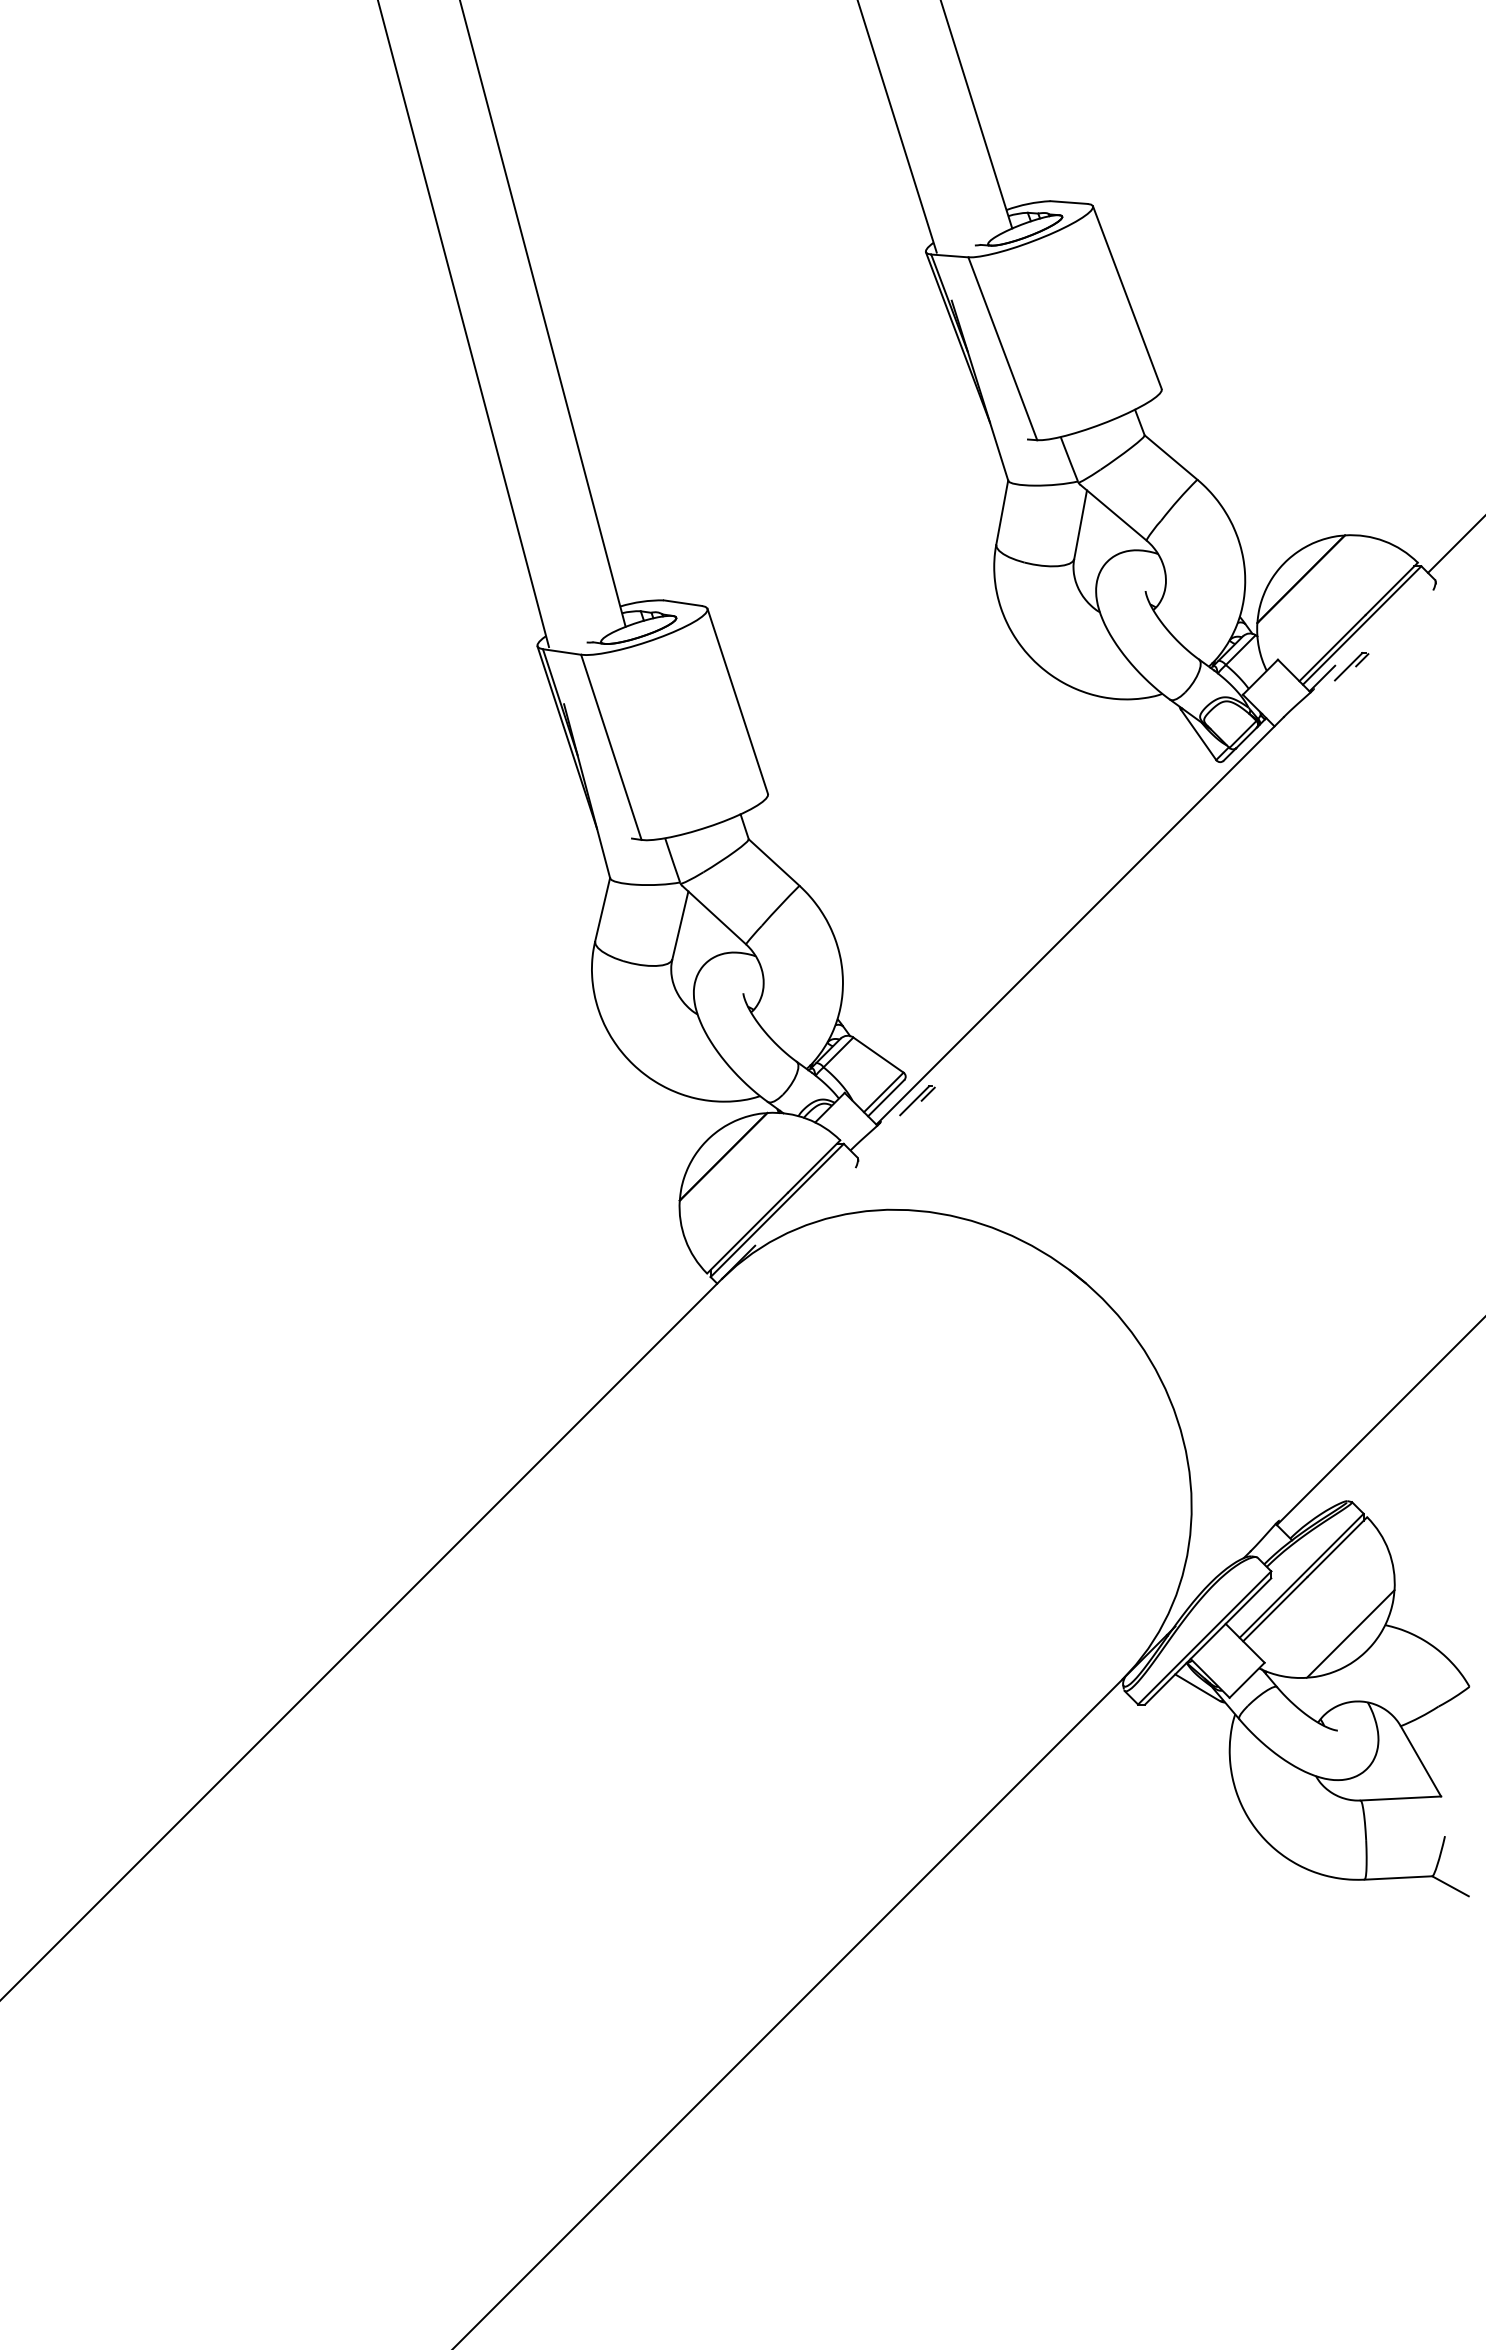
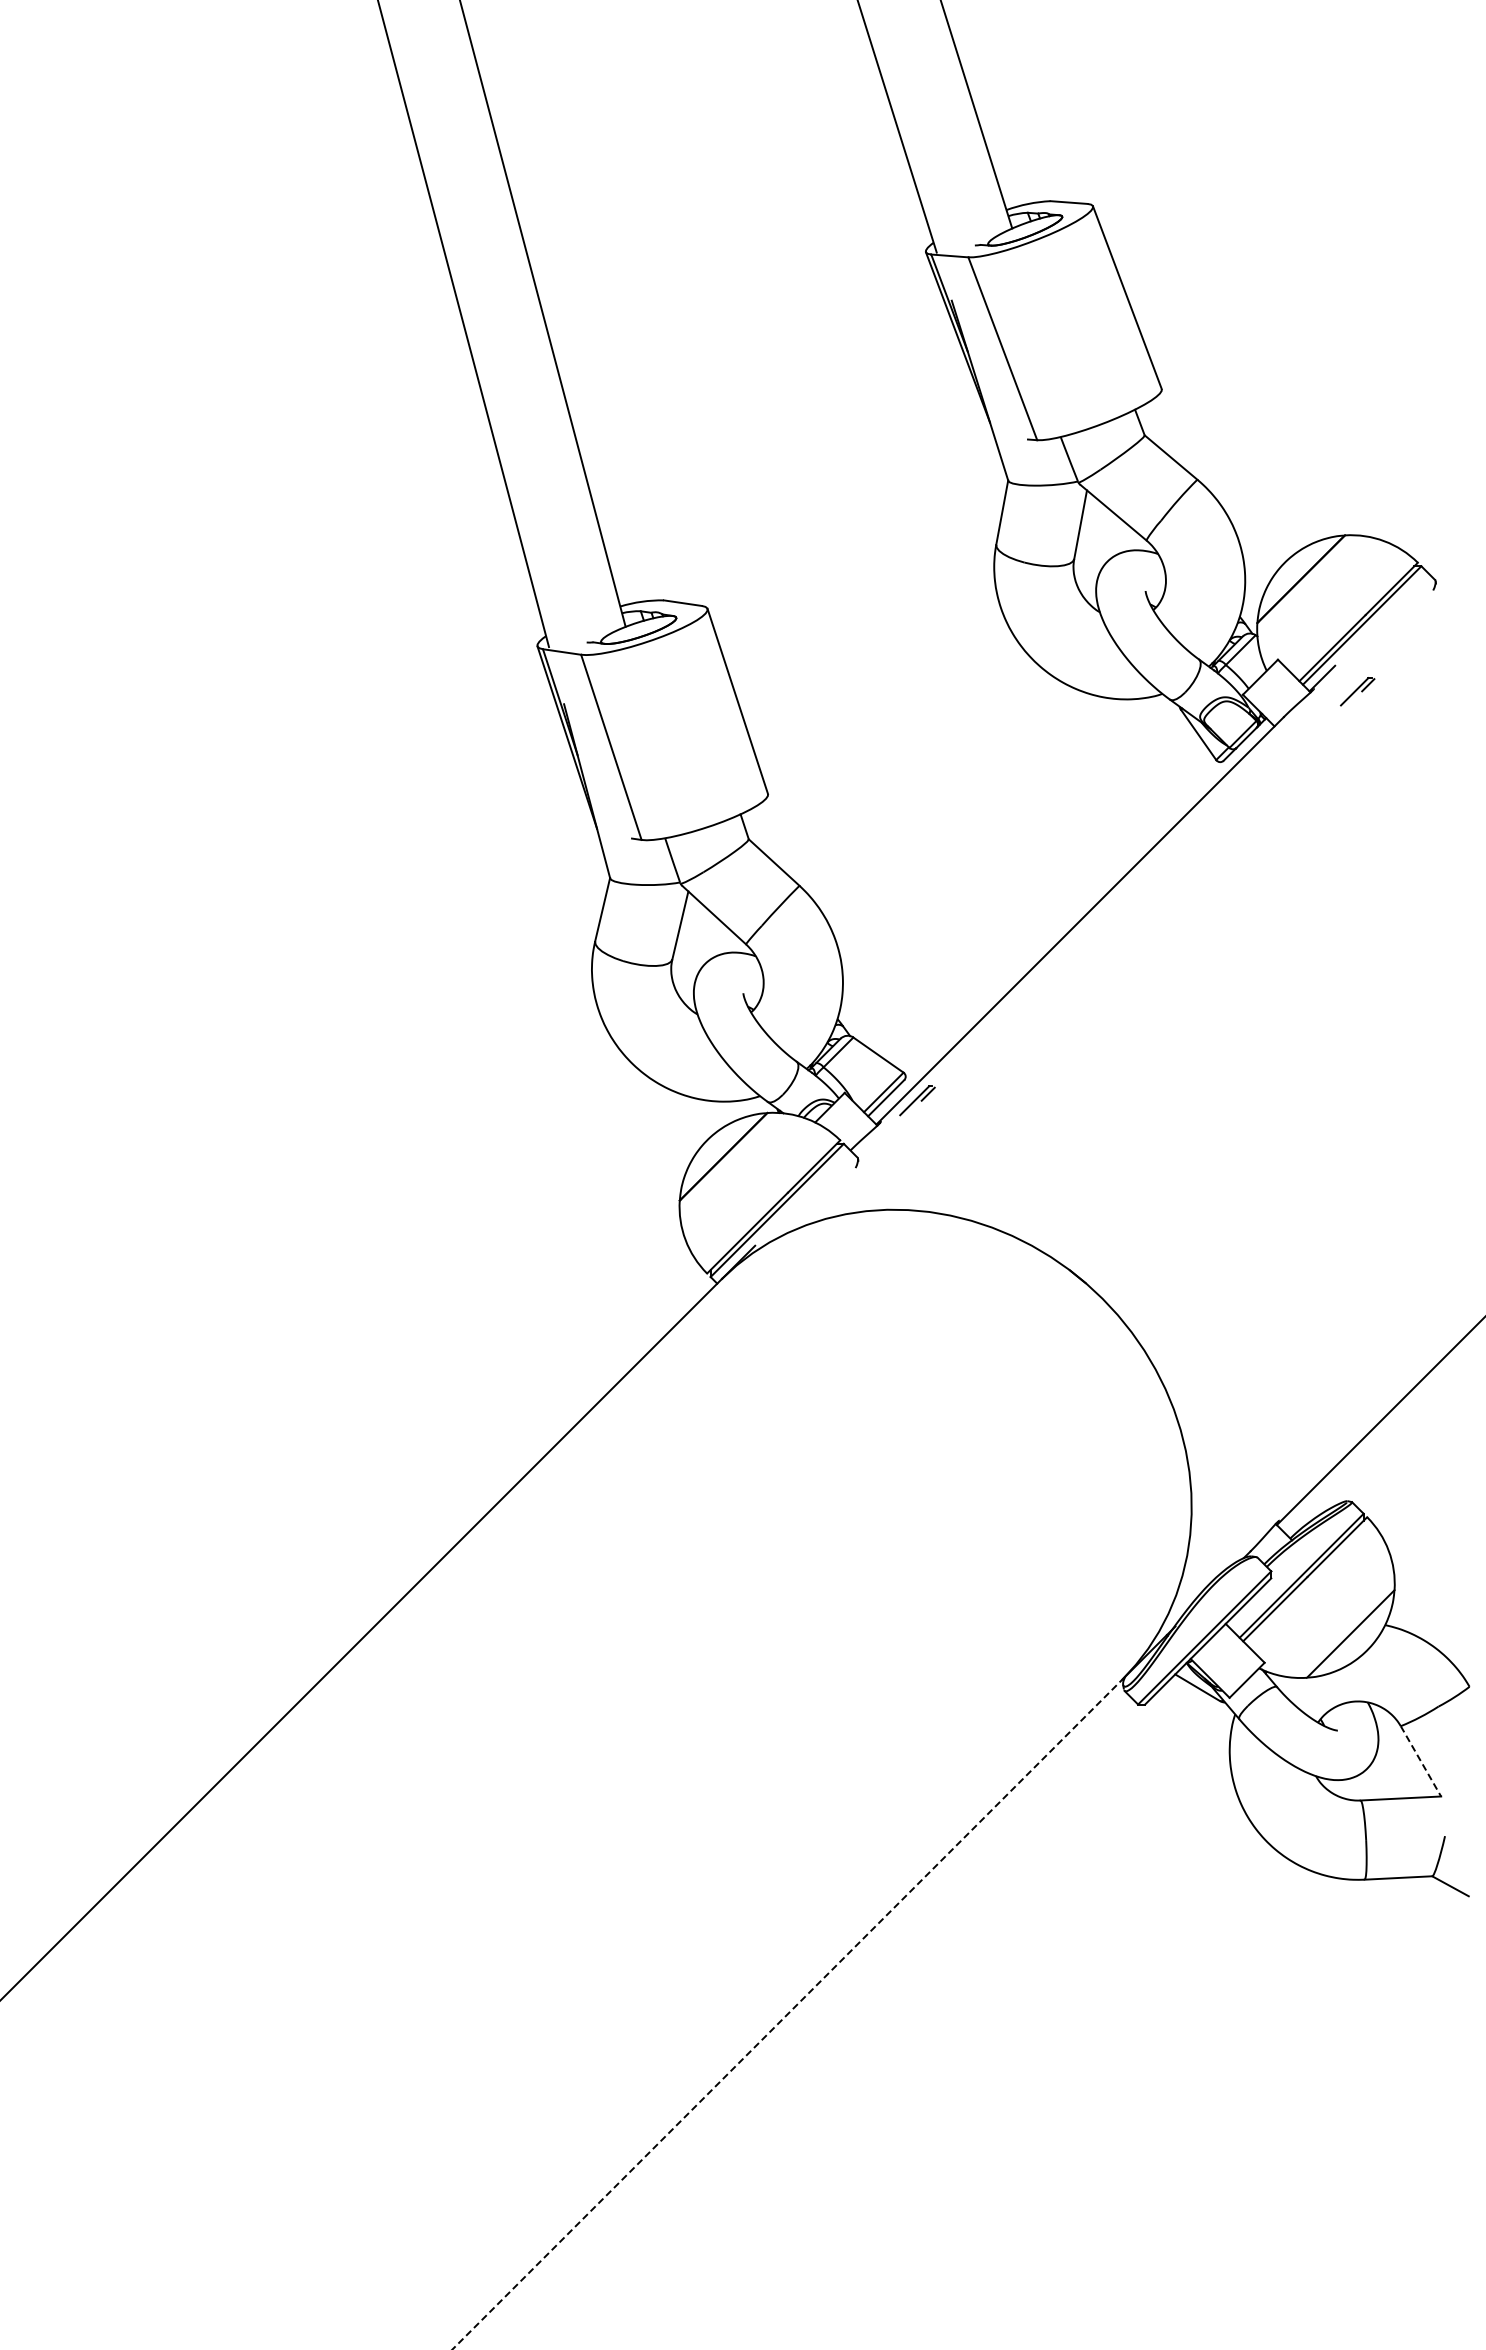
line: present -> none (1455, 545)
part position: (1351, 666) -> (1357, 691) (1357, 691)
line: solid -> dashed (1421, 1761)
line: solid -> dashed (787, 2014)
